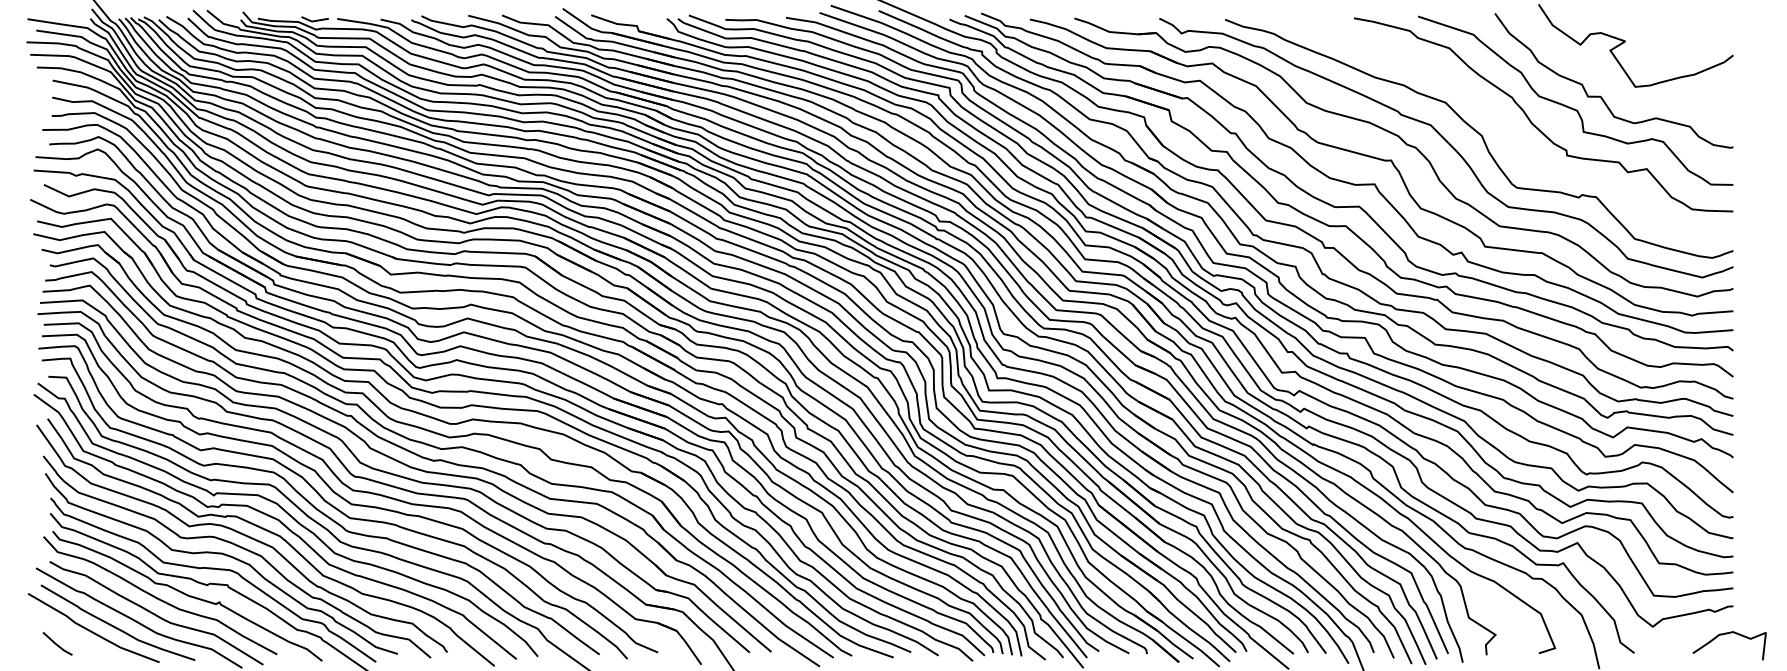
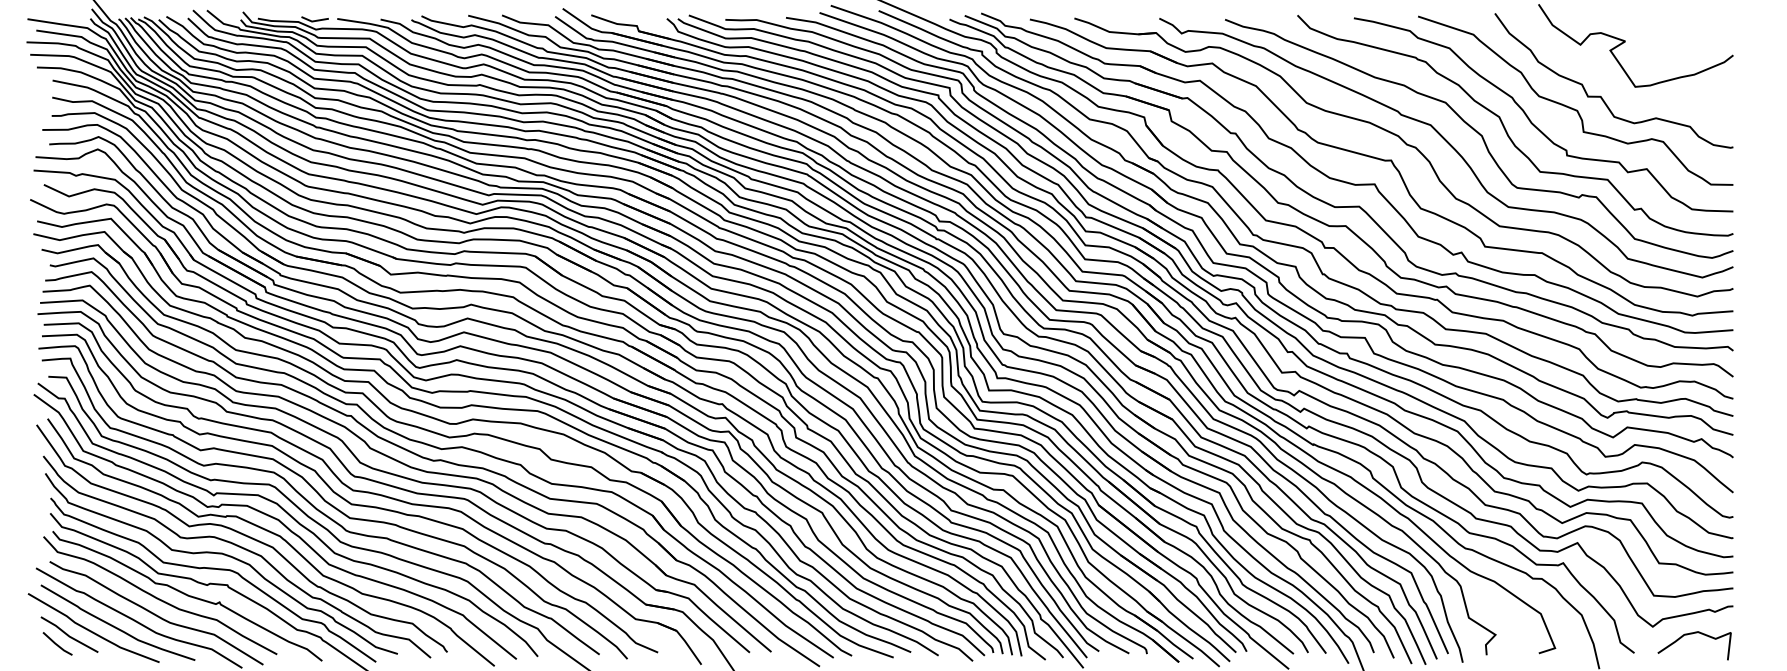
curve: none -> present (1506, 129)
line: none -> present (68, 634)
curve position: (1727, 634) -> (1692, 634) (1692, 634)
